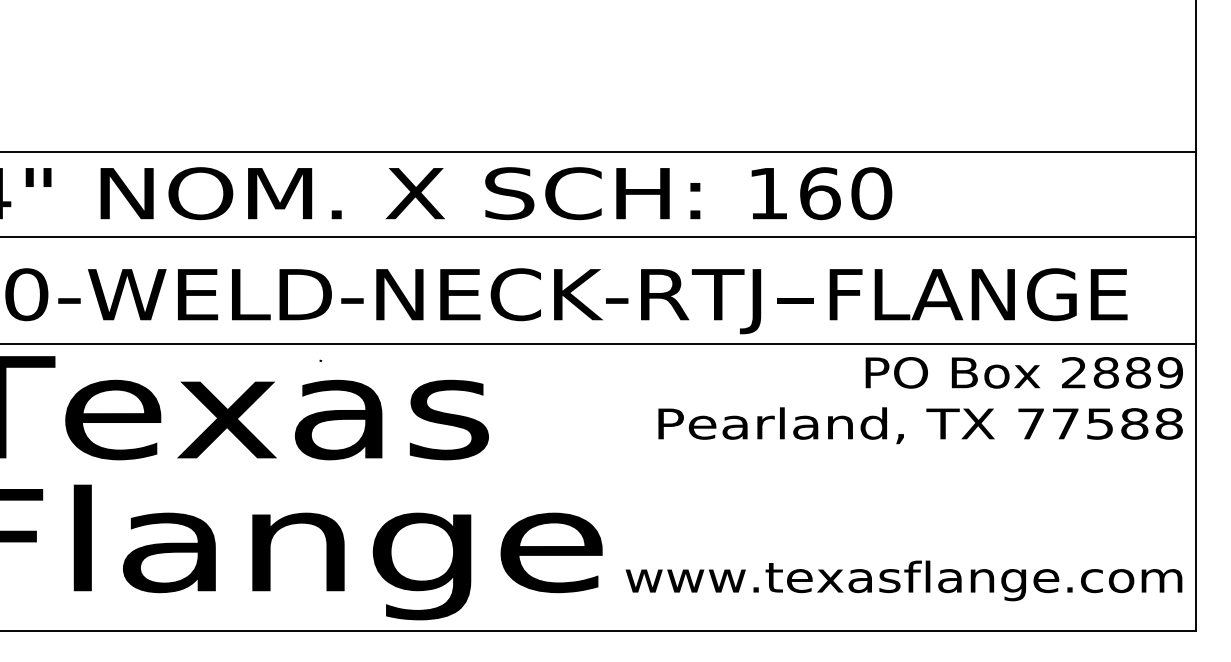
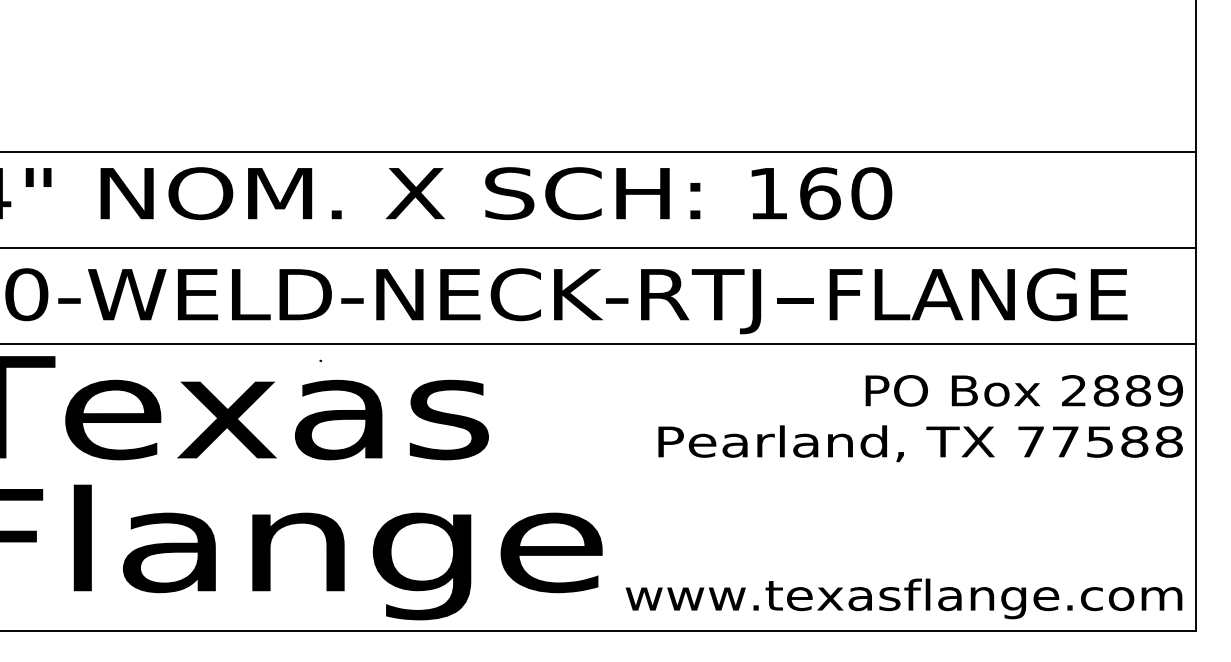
line position: (599, 236) -> (599, 247) (599, 247)
text position: (903, 479) -> (903, 497) (903, 497)
